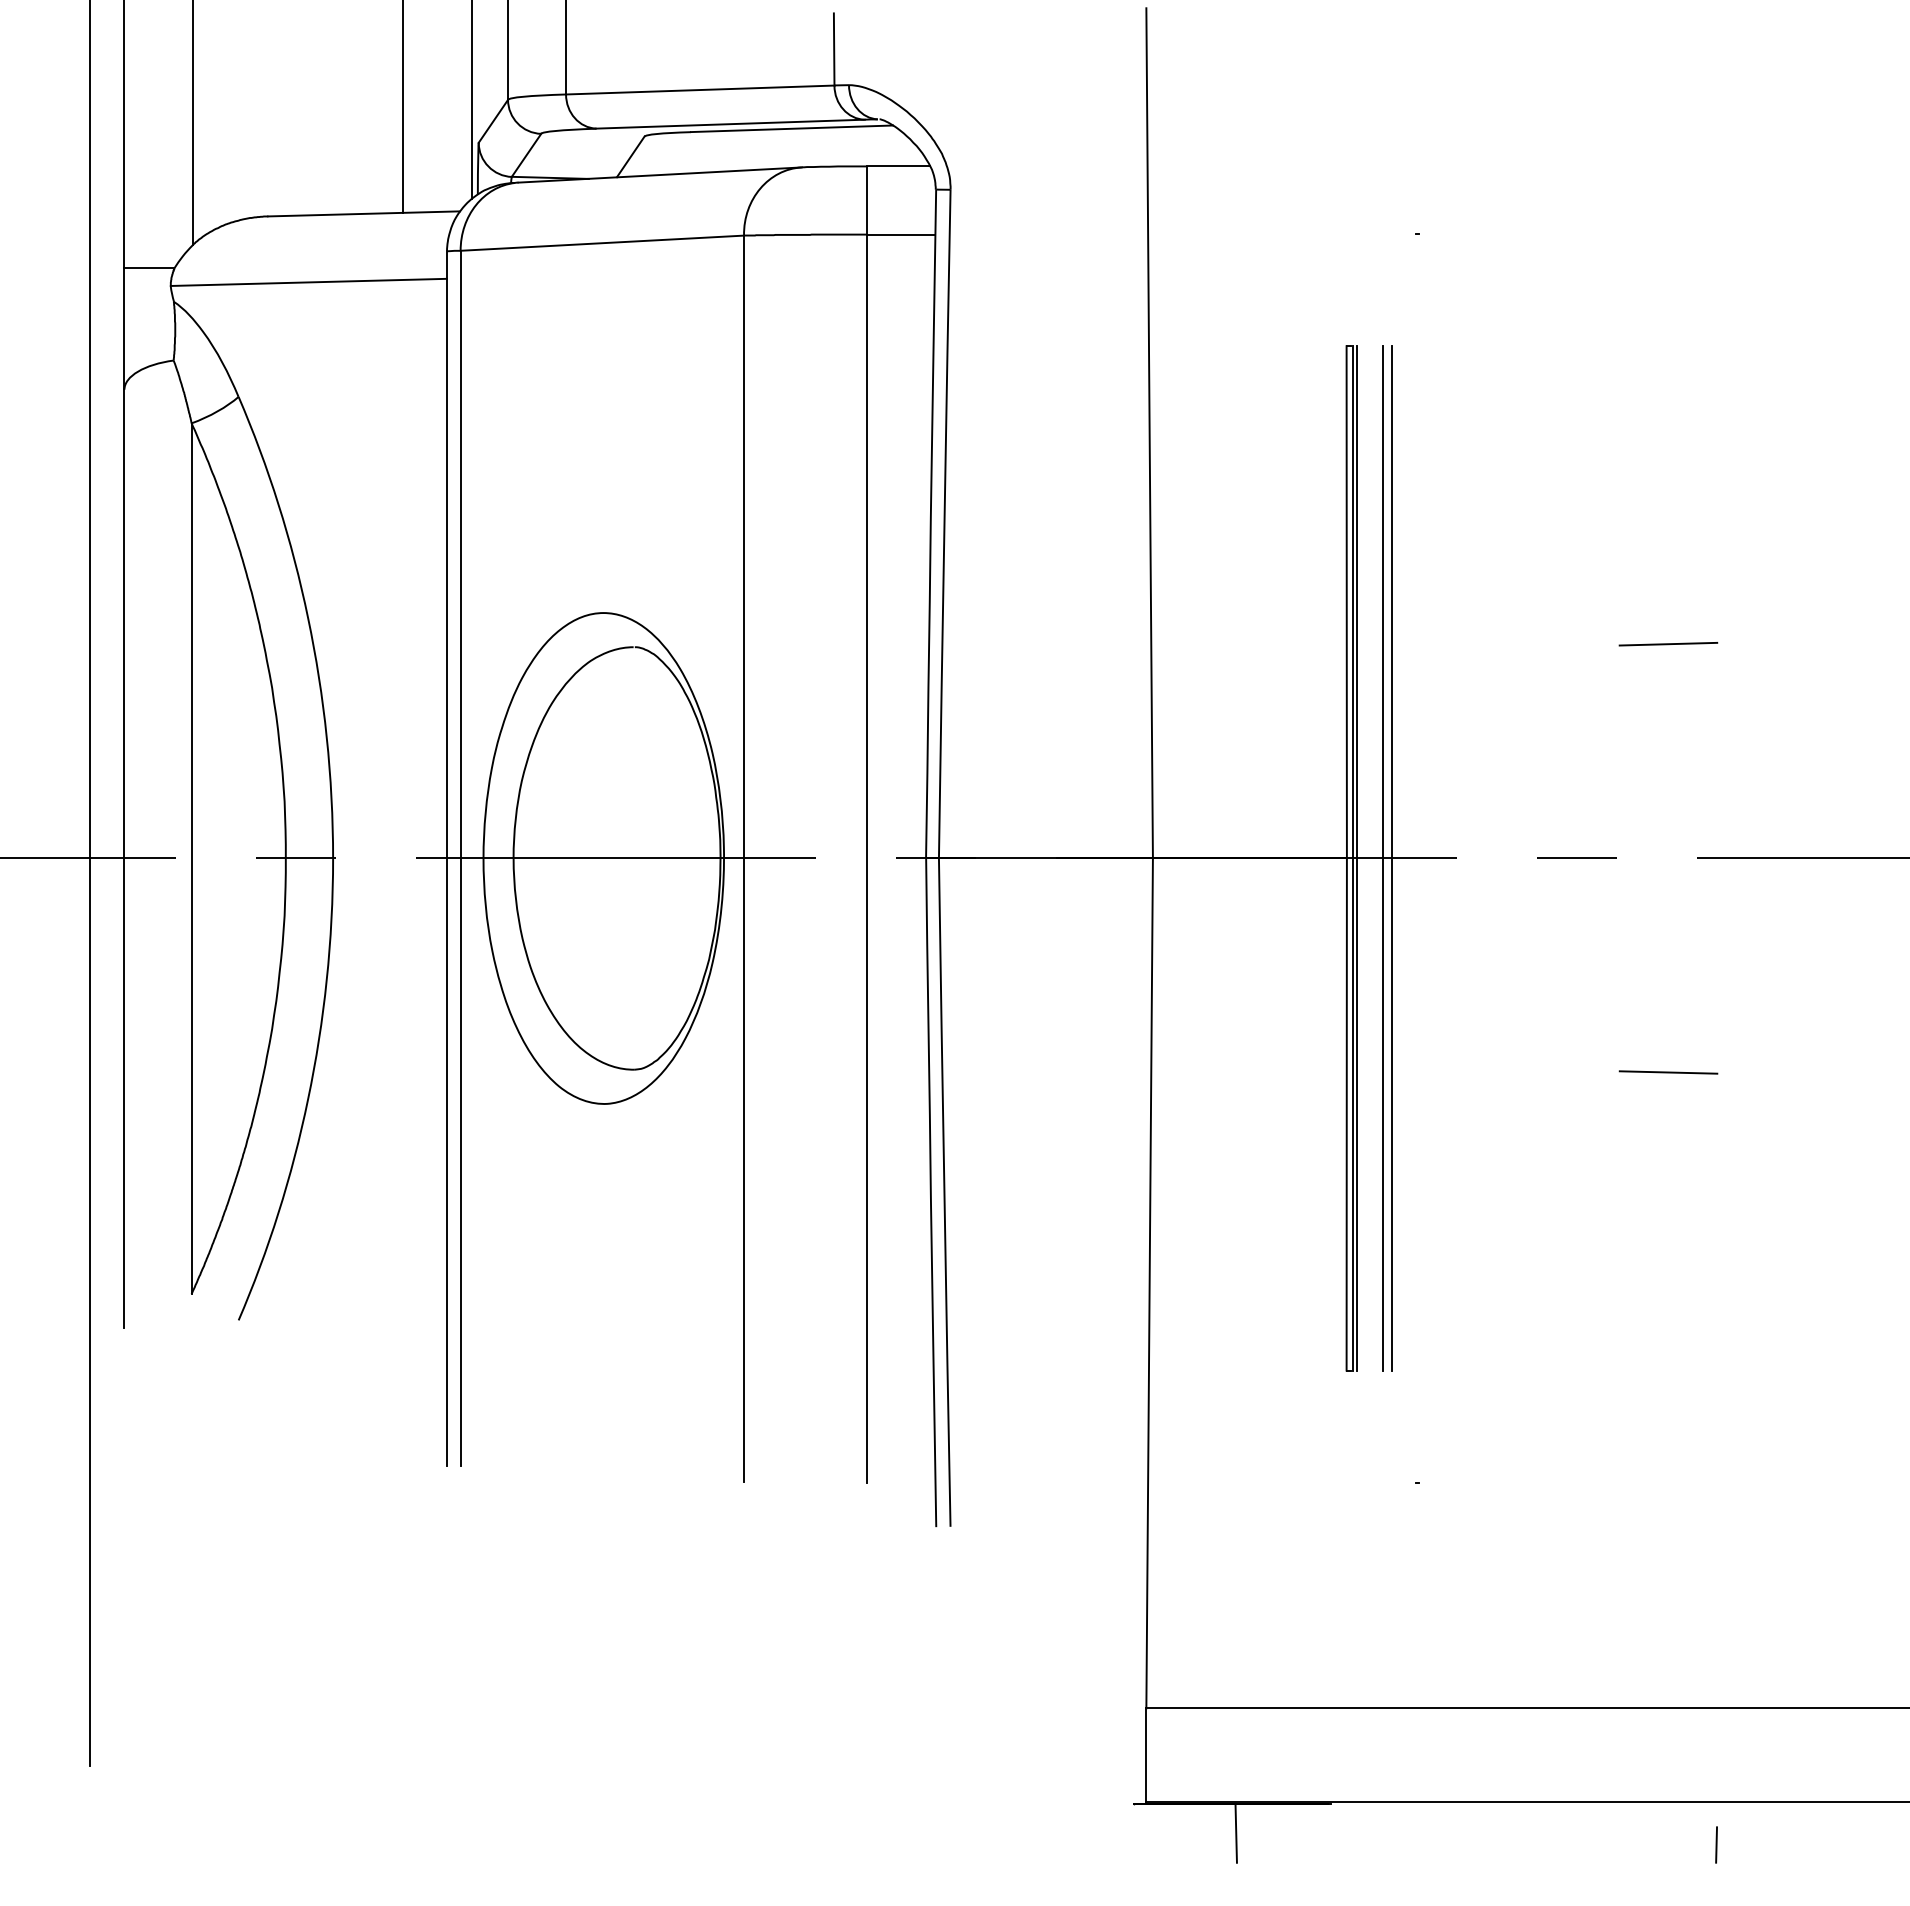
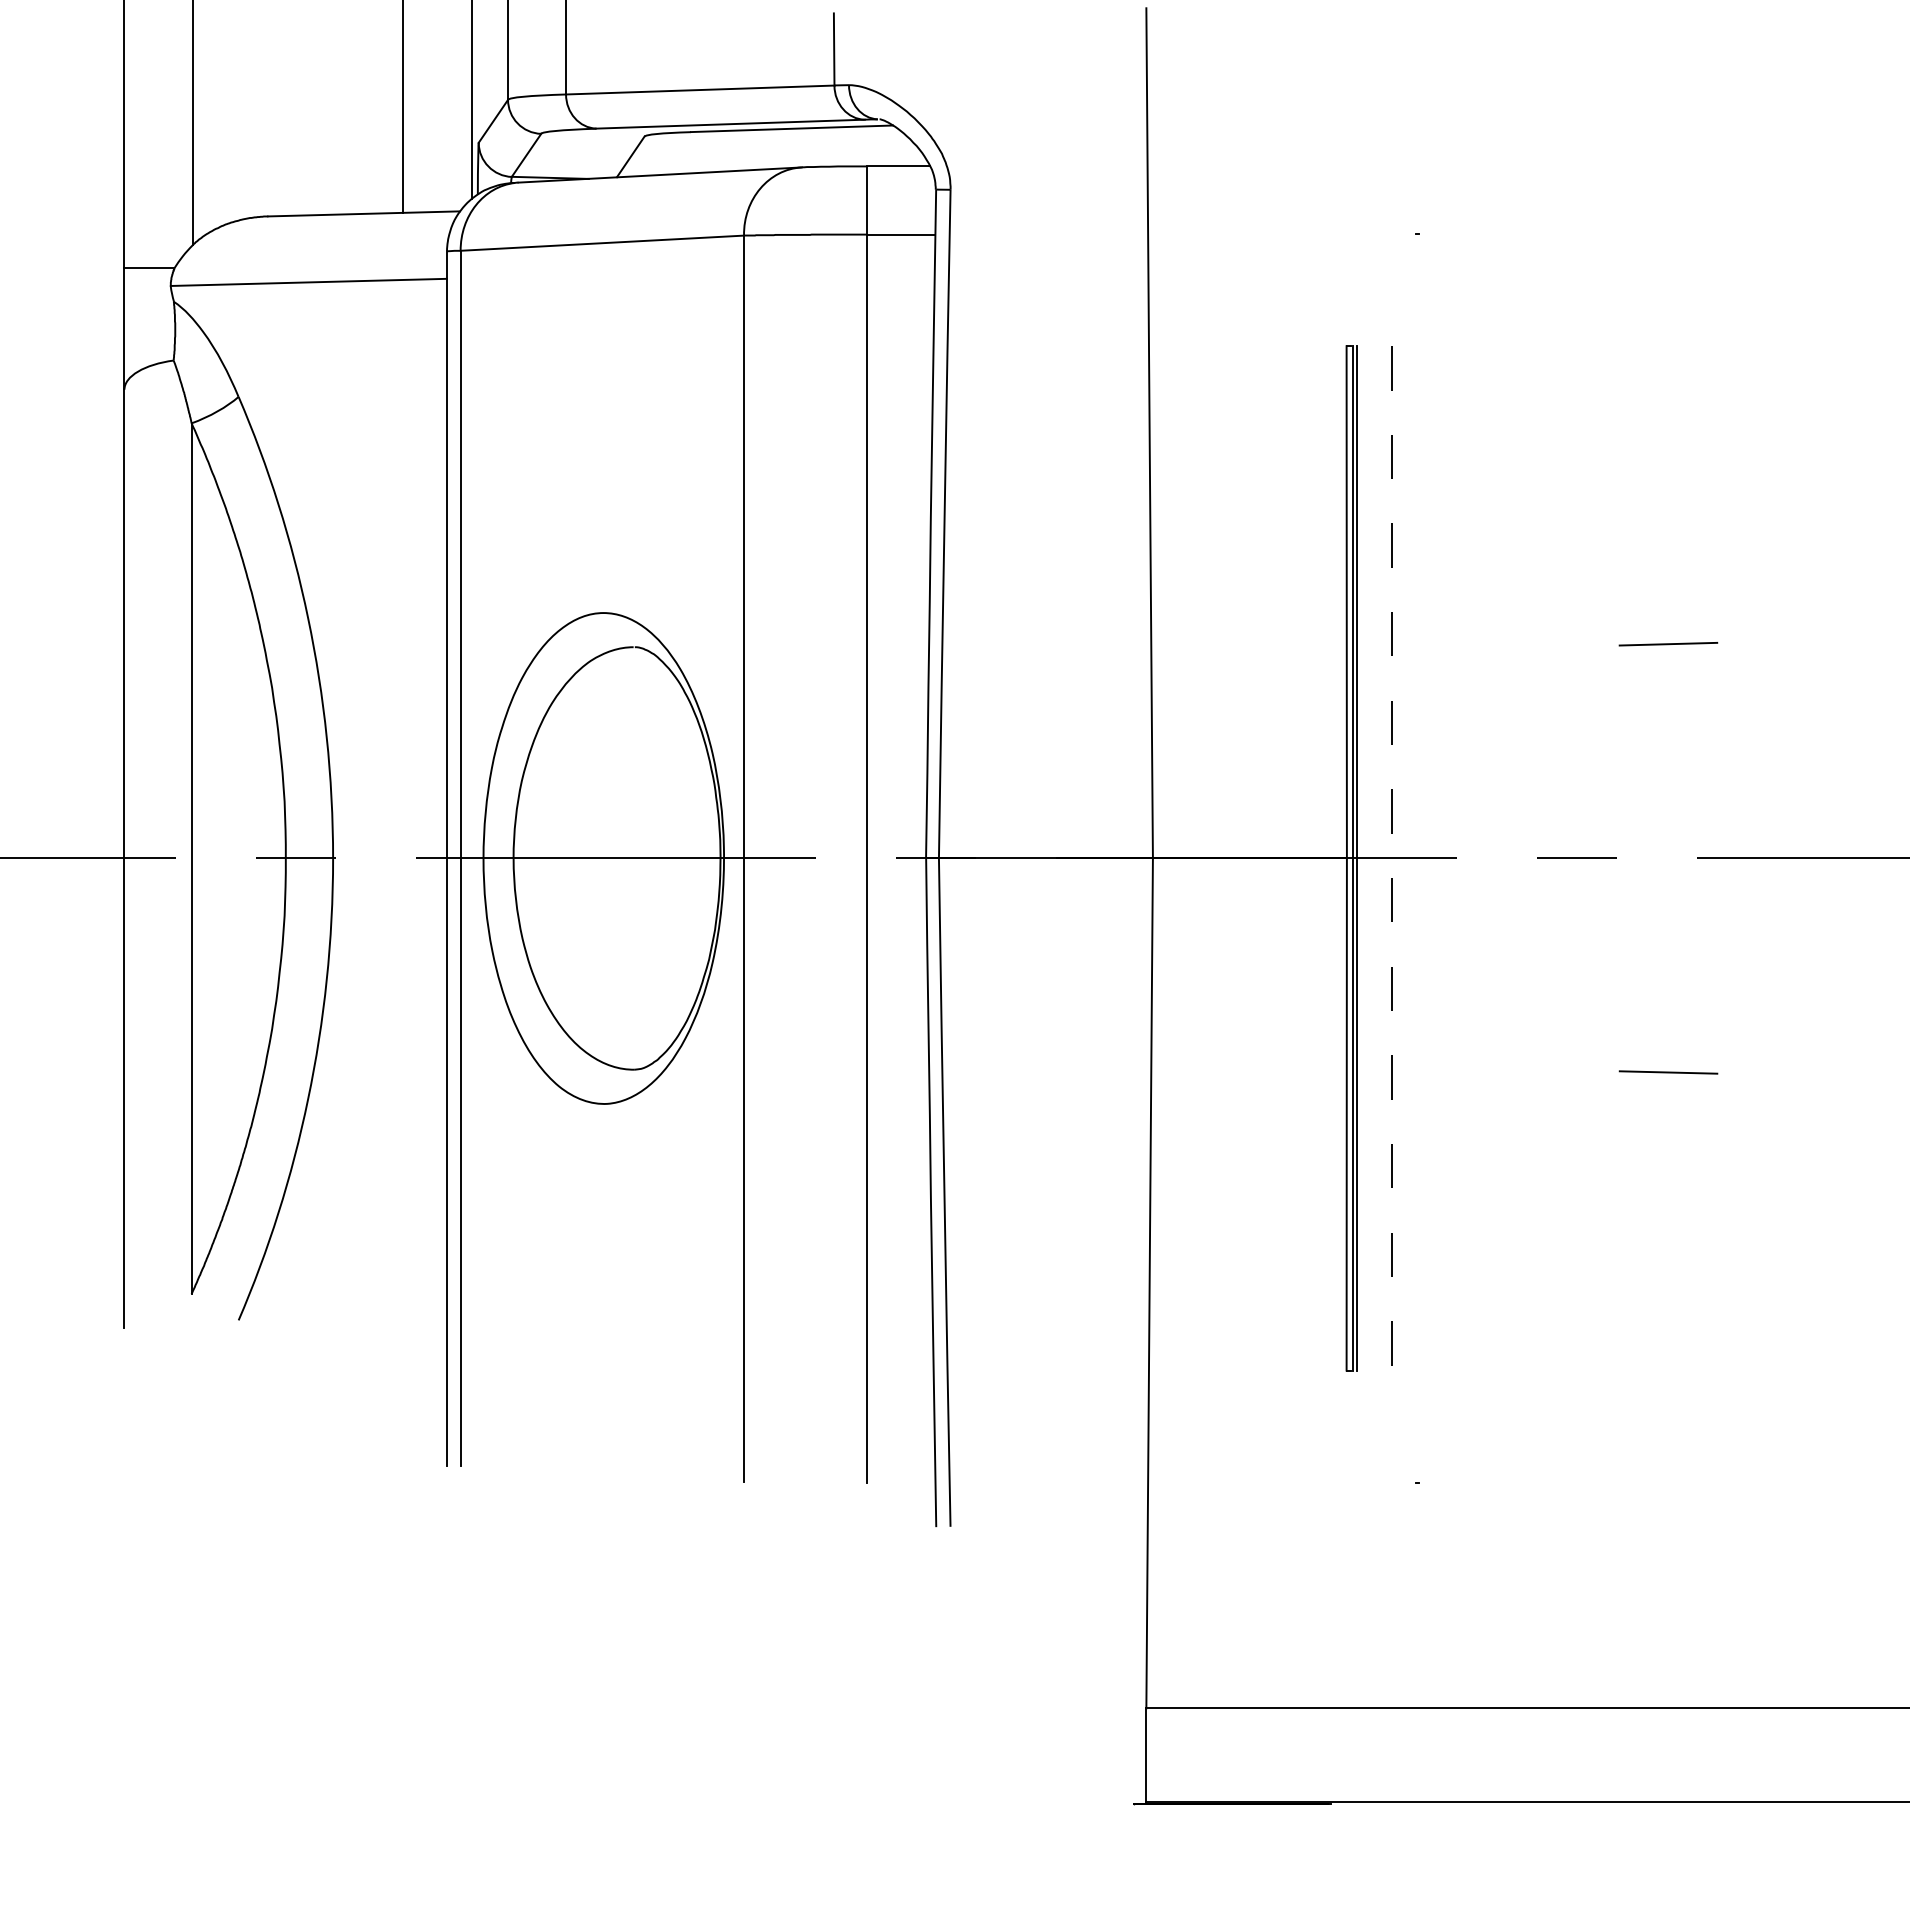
line: present -> none (1383, 858)
line: solid -> dashed (1392, 858)
line: present -> none (90, 883)
line: present -> none (1235, 1832)
line: present -> none (1716, 1844)
